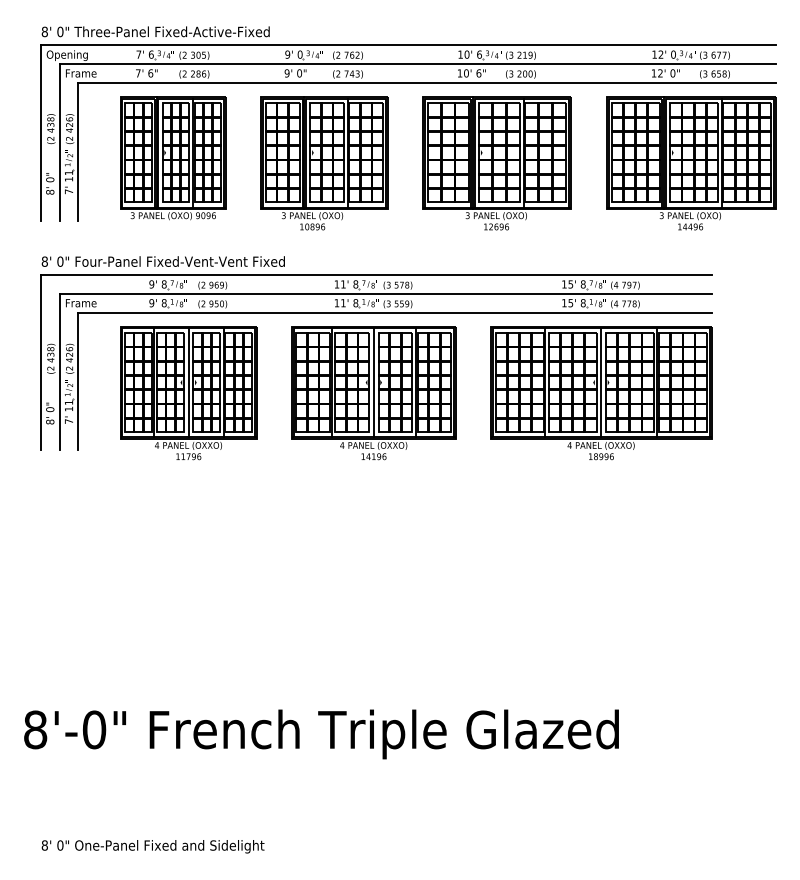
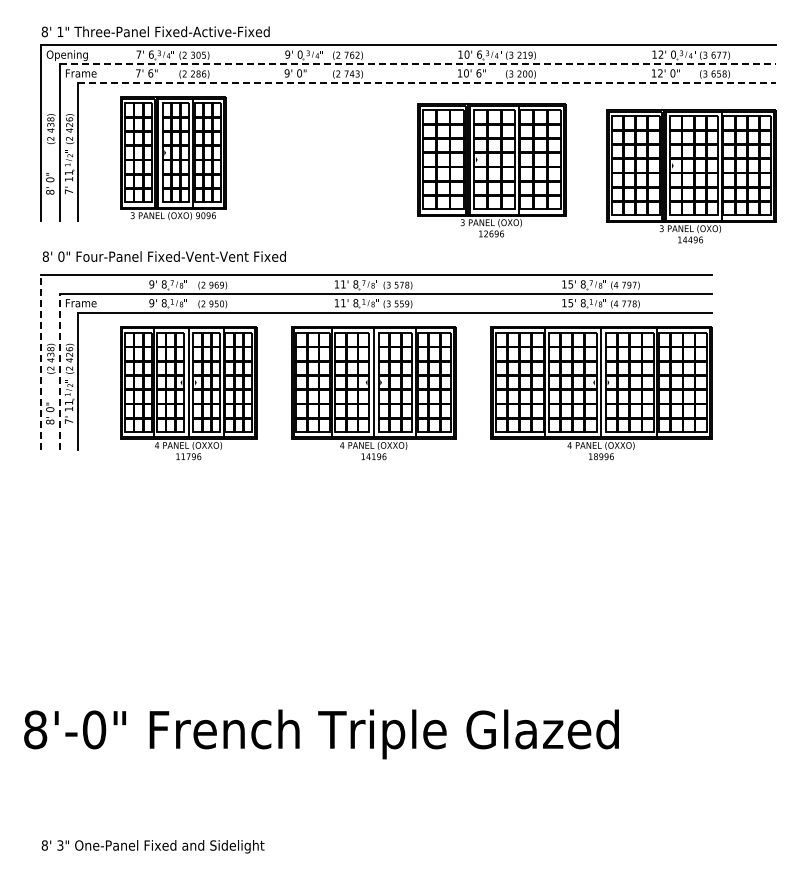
text: 0" -> 1" (60, 31)
line: solid -> dashed (418, 64)
line: solid -> dashed (427, 82)
part: present -> none (324, 163)
part position: (496, 163) -> (491, 170) (491, 170)
part position: (691, 163) -> (691, 176) (691, 176)
text position: (162, 261) -> (163, 256) (163, 256)
line: solid -> dashed (40, 362)
line: solid -> dashed (59, 371)
text: 0" -> 3" (60, 845)
